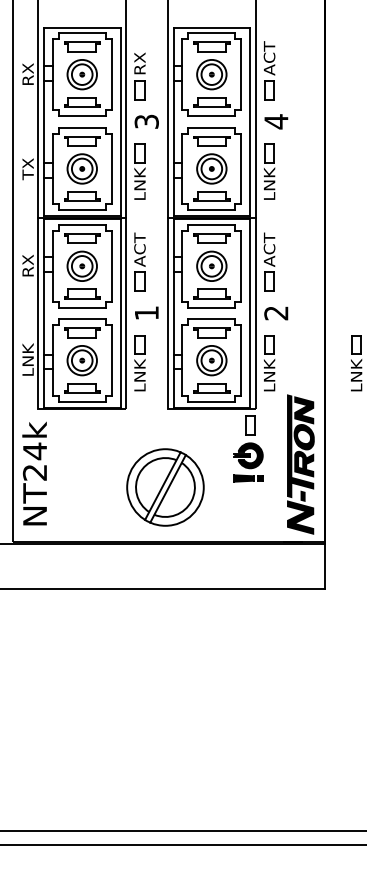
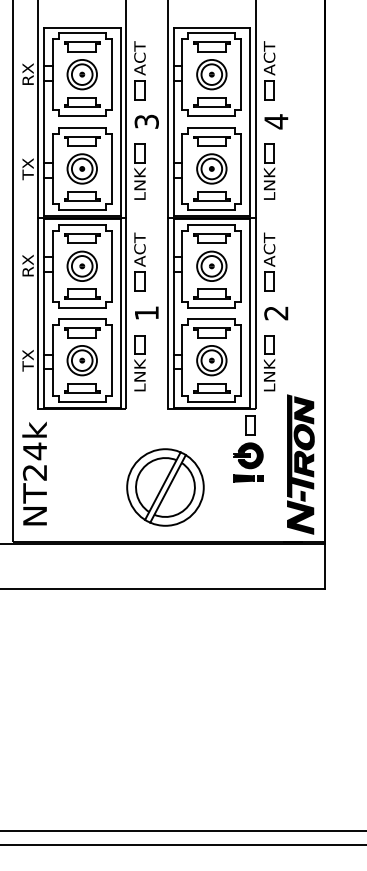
text: RX -> ACT (139, 58)
text: LNK -> TX (27, 359)
part: present -> none (356, 363)
